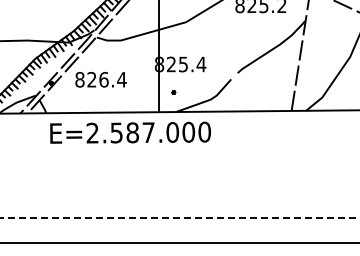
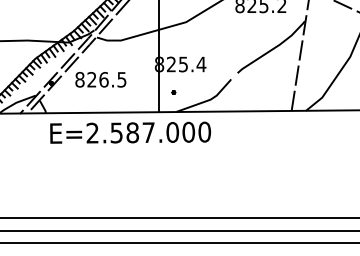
text: 826.4 -> 826.5 (121, 79)
line: dashed -> solid (180, 217)
line: none -> present (179, 230)
